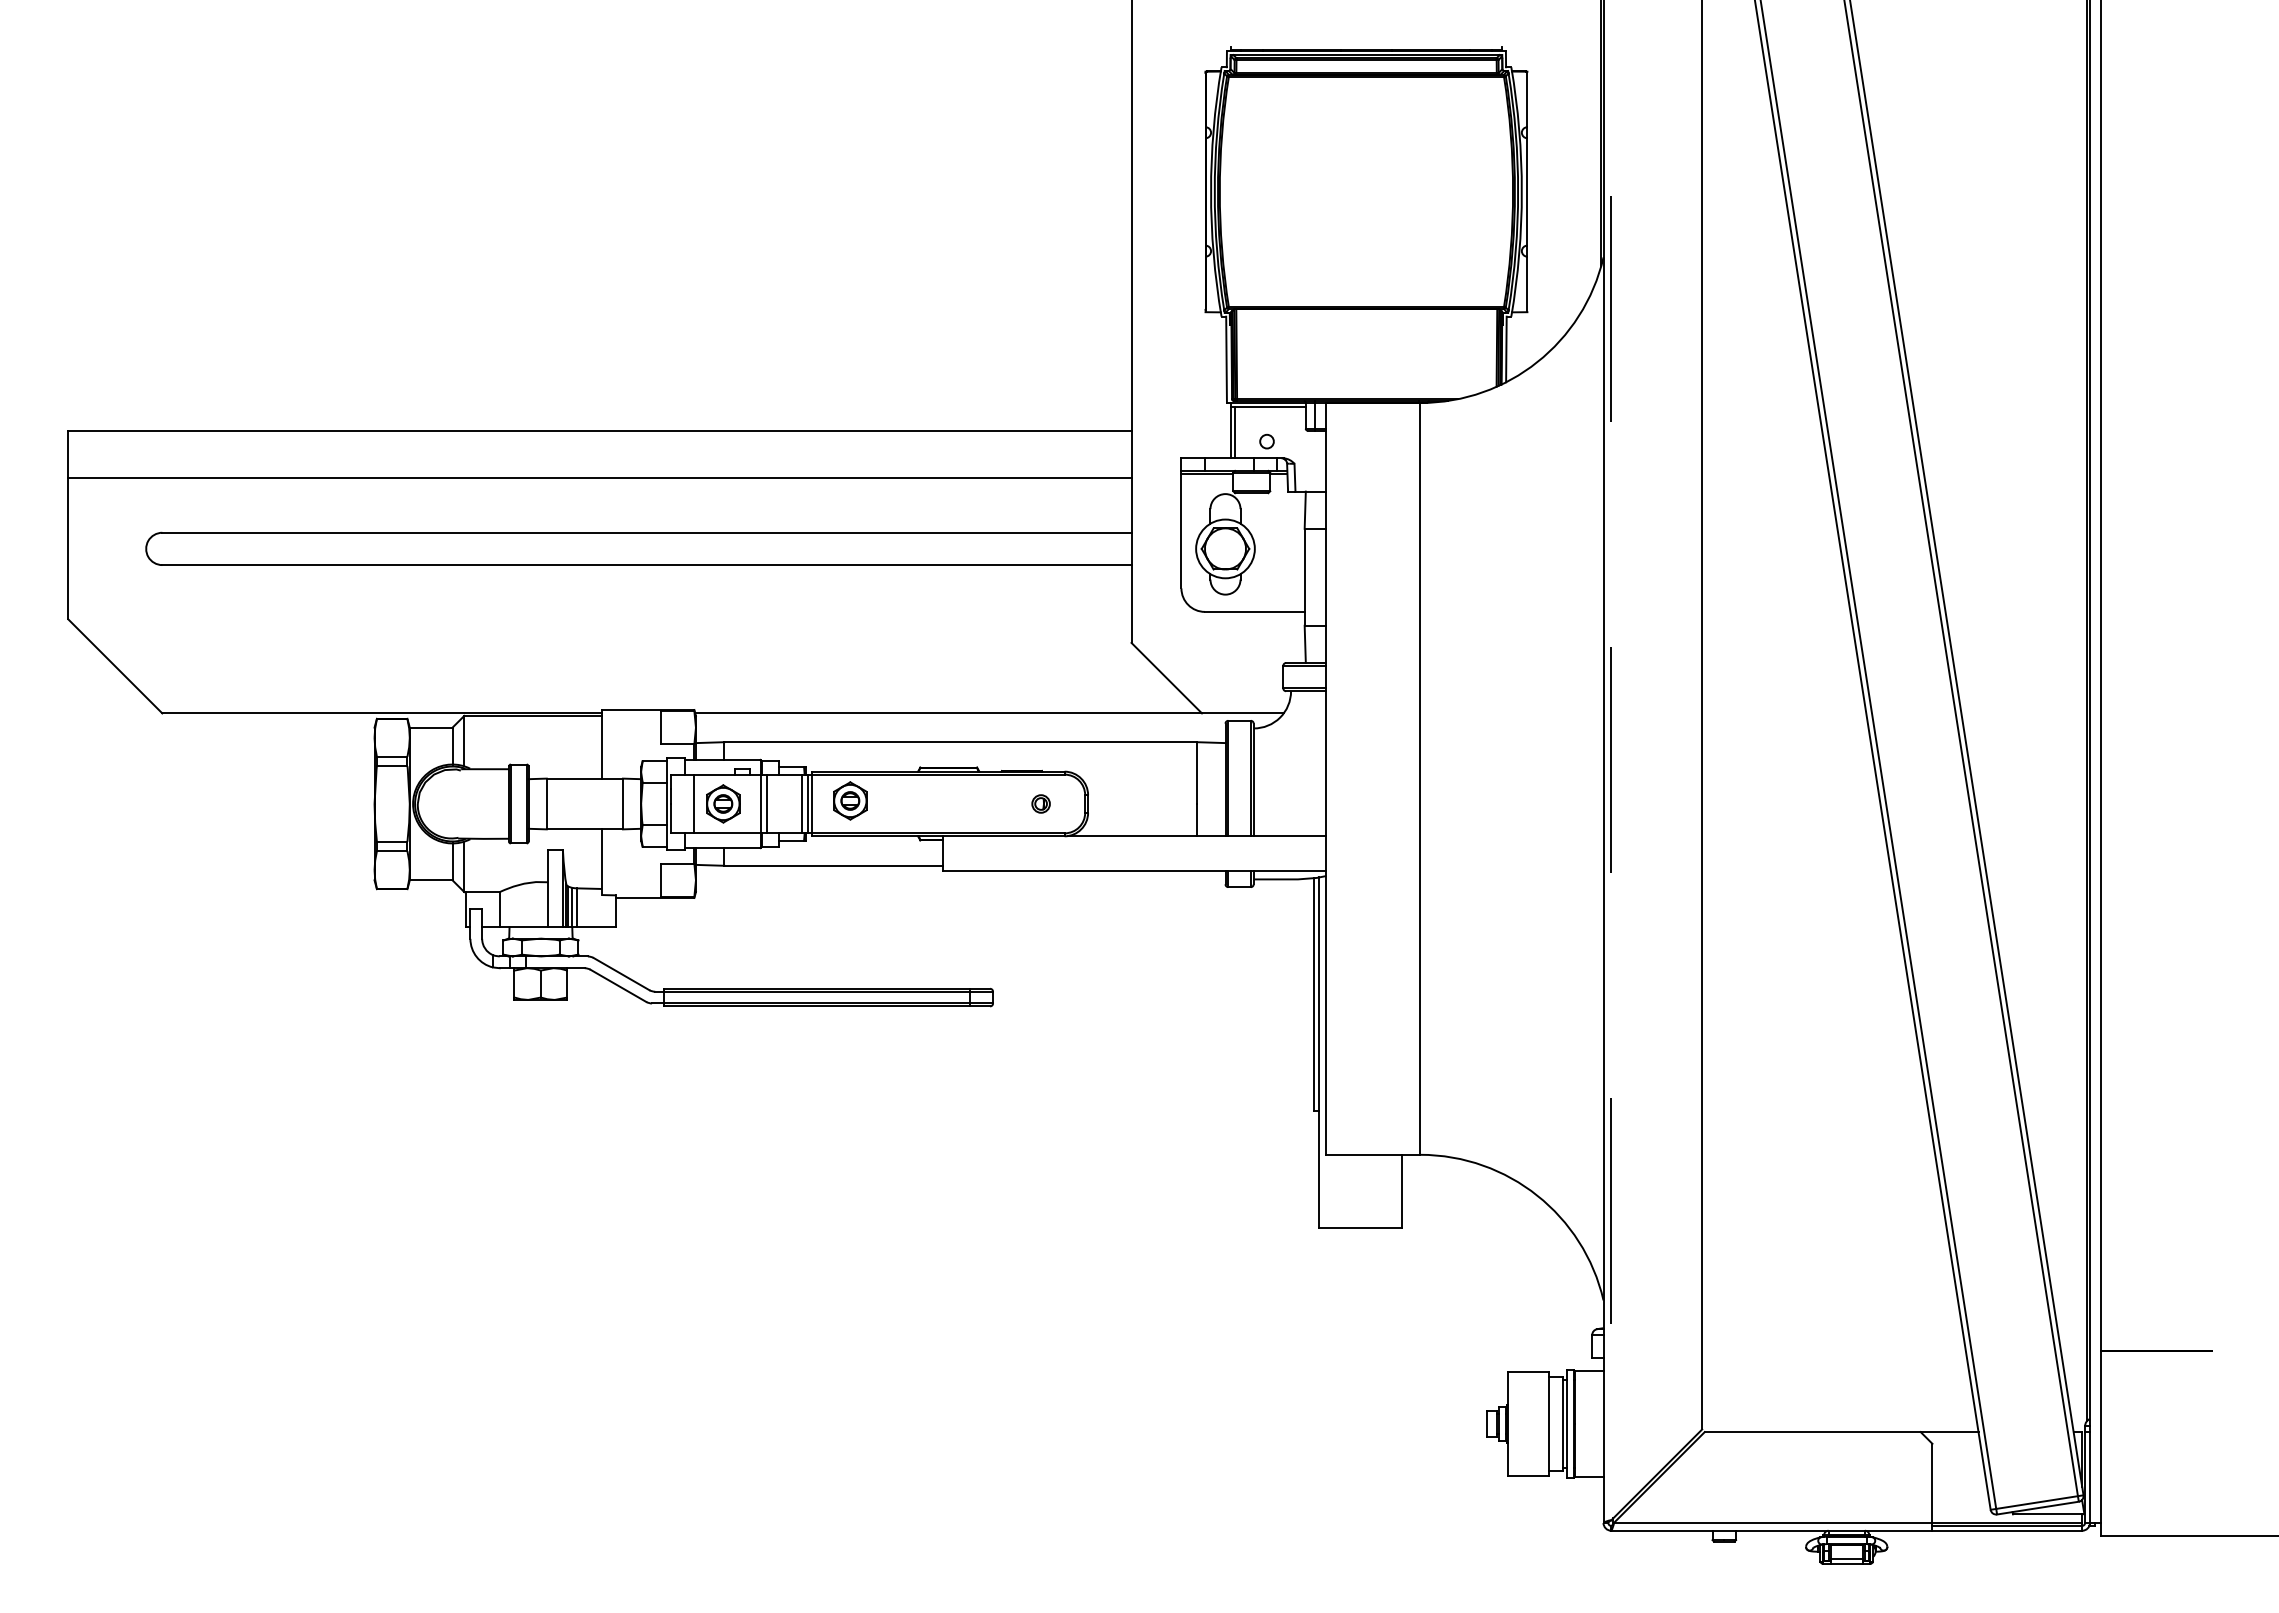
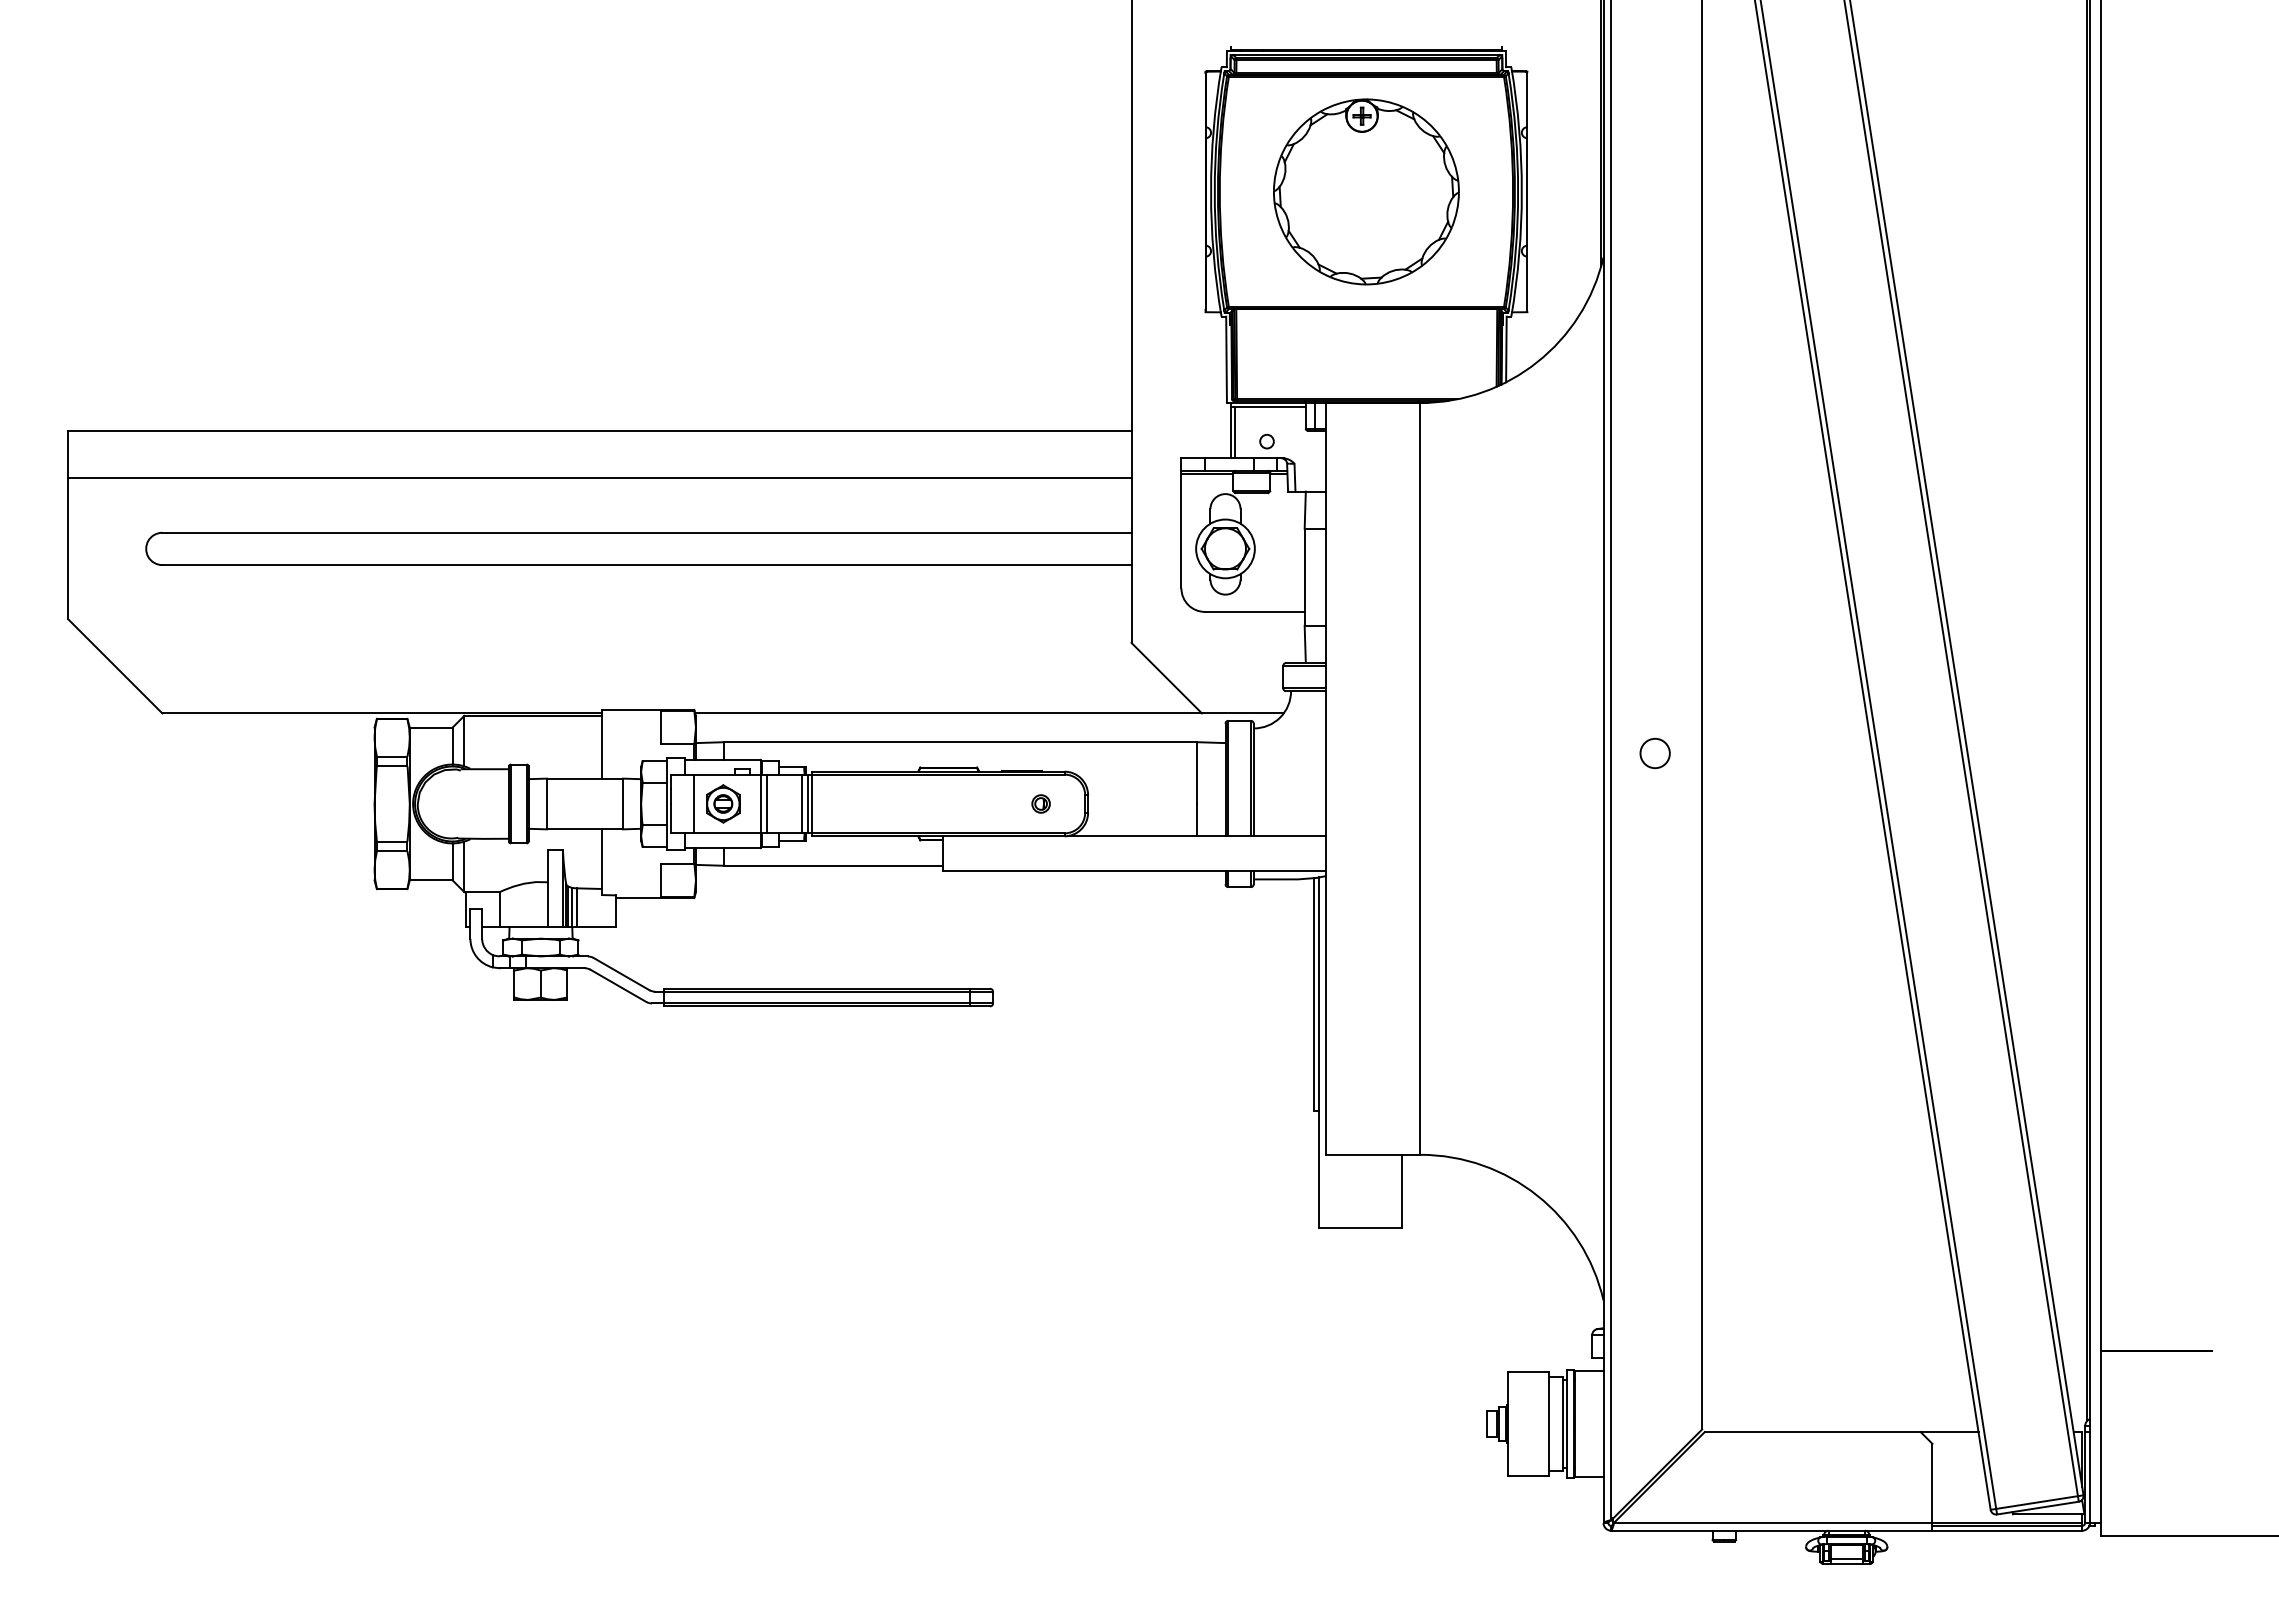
part: none -> present (1366, 191)
circle: none -> present (1654, 753)
line: dashed -> solid (1611, 760)
part: present -> none (850, 800)
